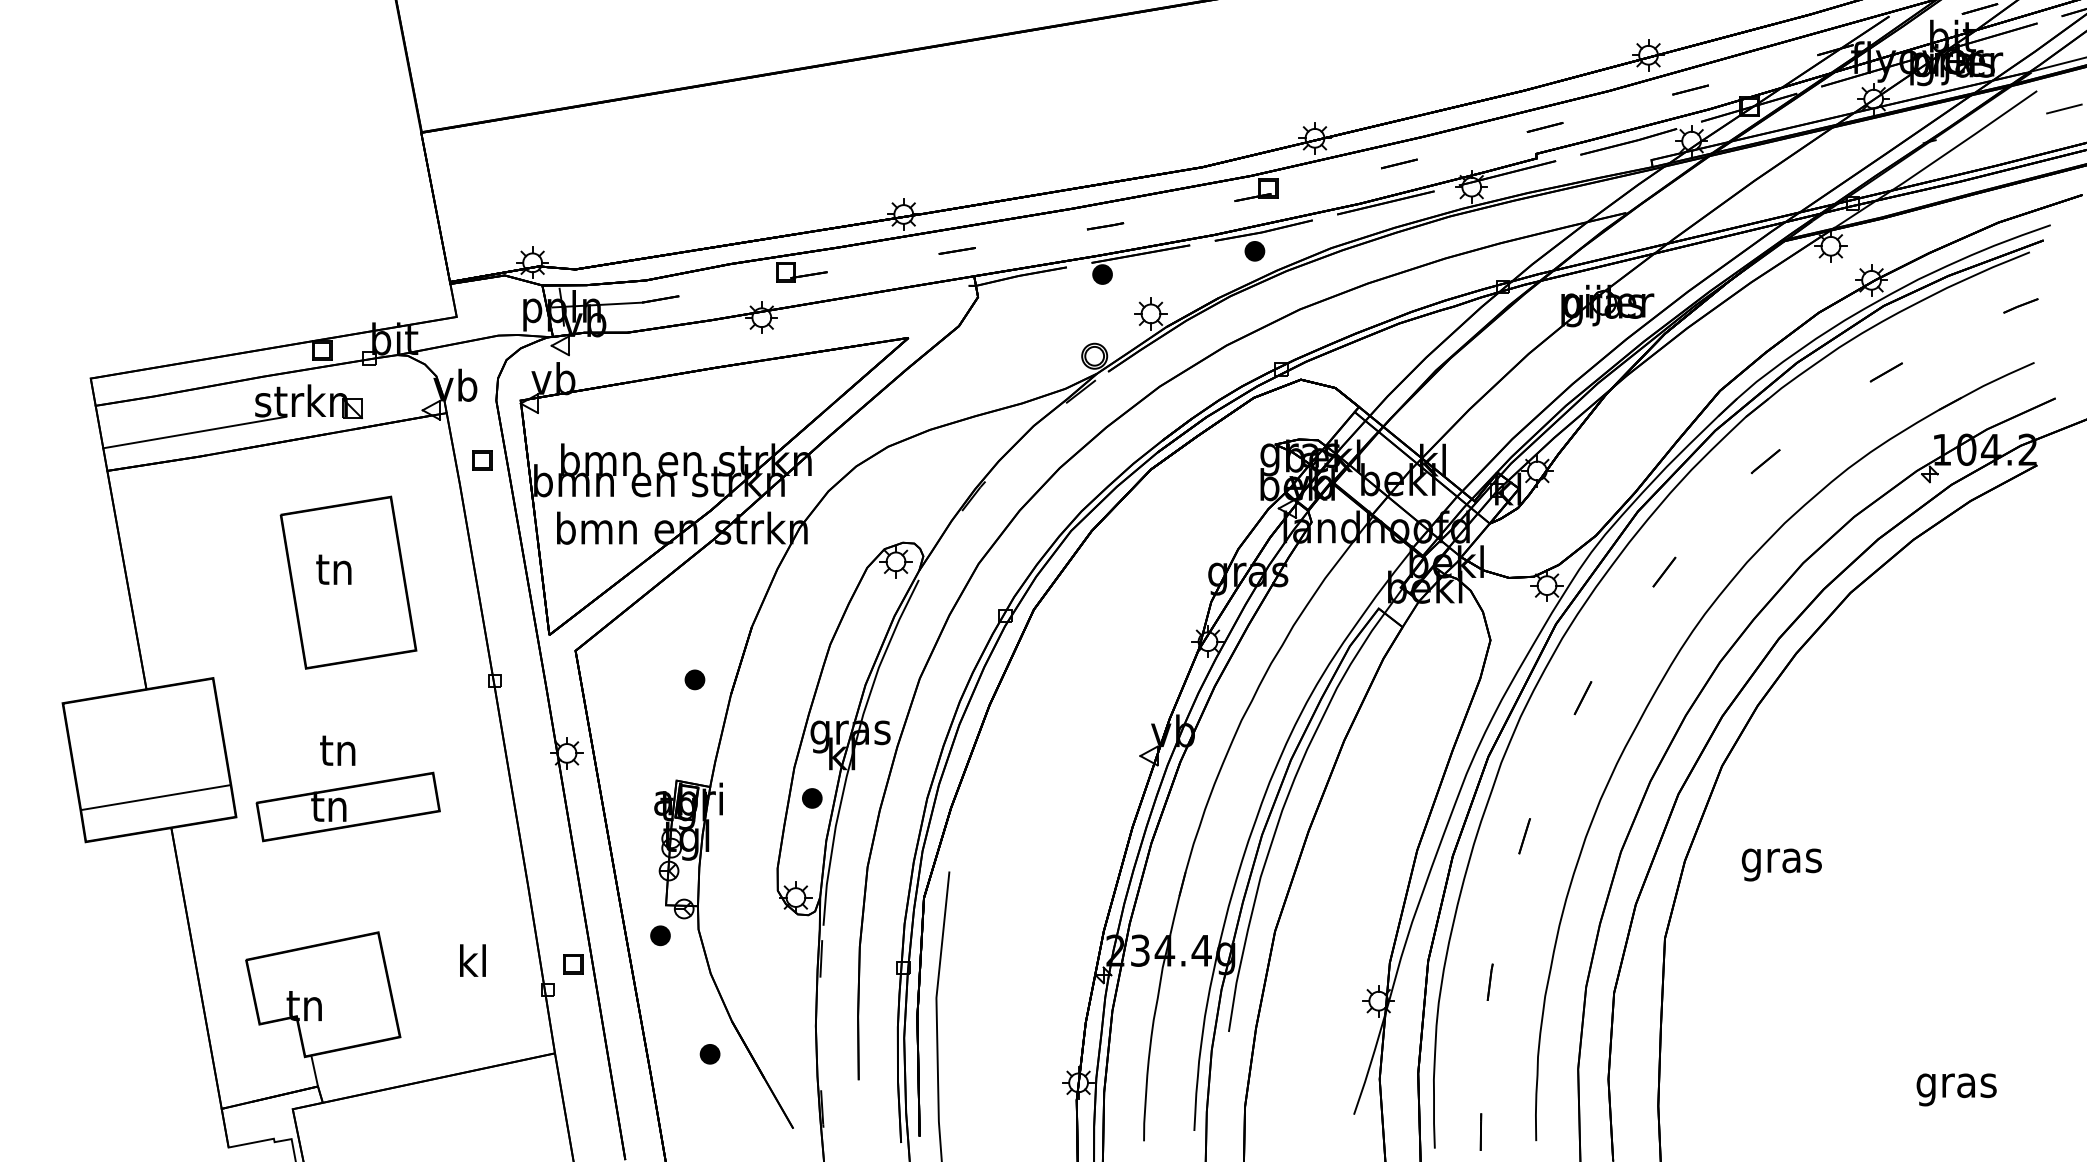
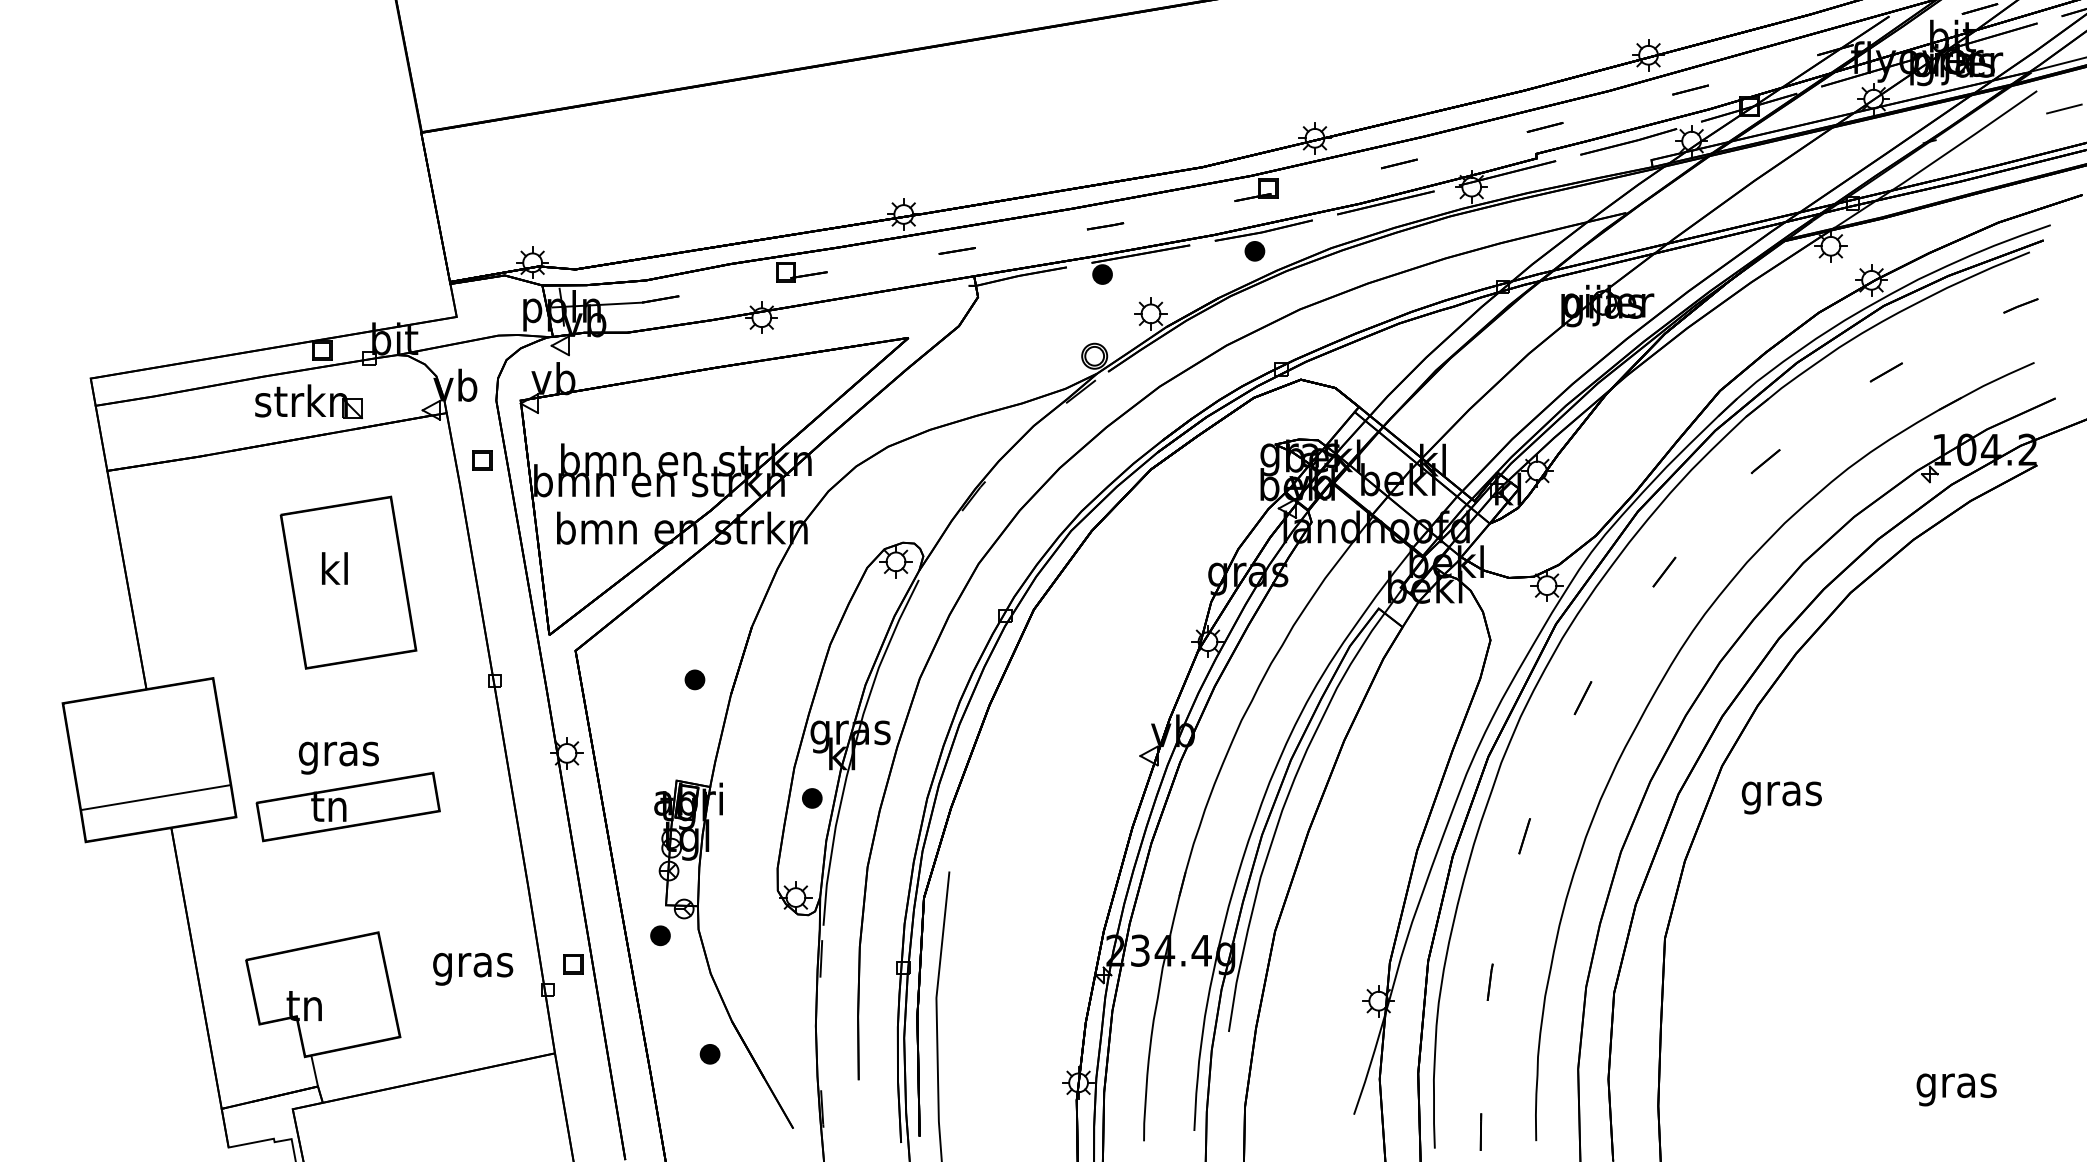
line: present -> none (194, 432)
text: tn -> kl (333, 568)
text: tn -> gras (338, 754)
text position: (1781, 864) -> (1781, 797) (1781, 797)
text: kl -> gras (473, 964)
